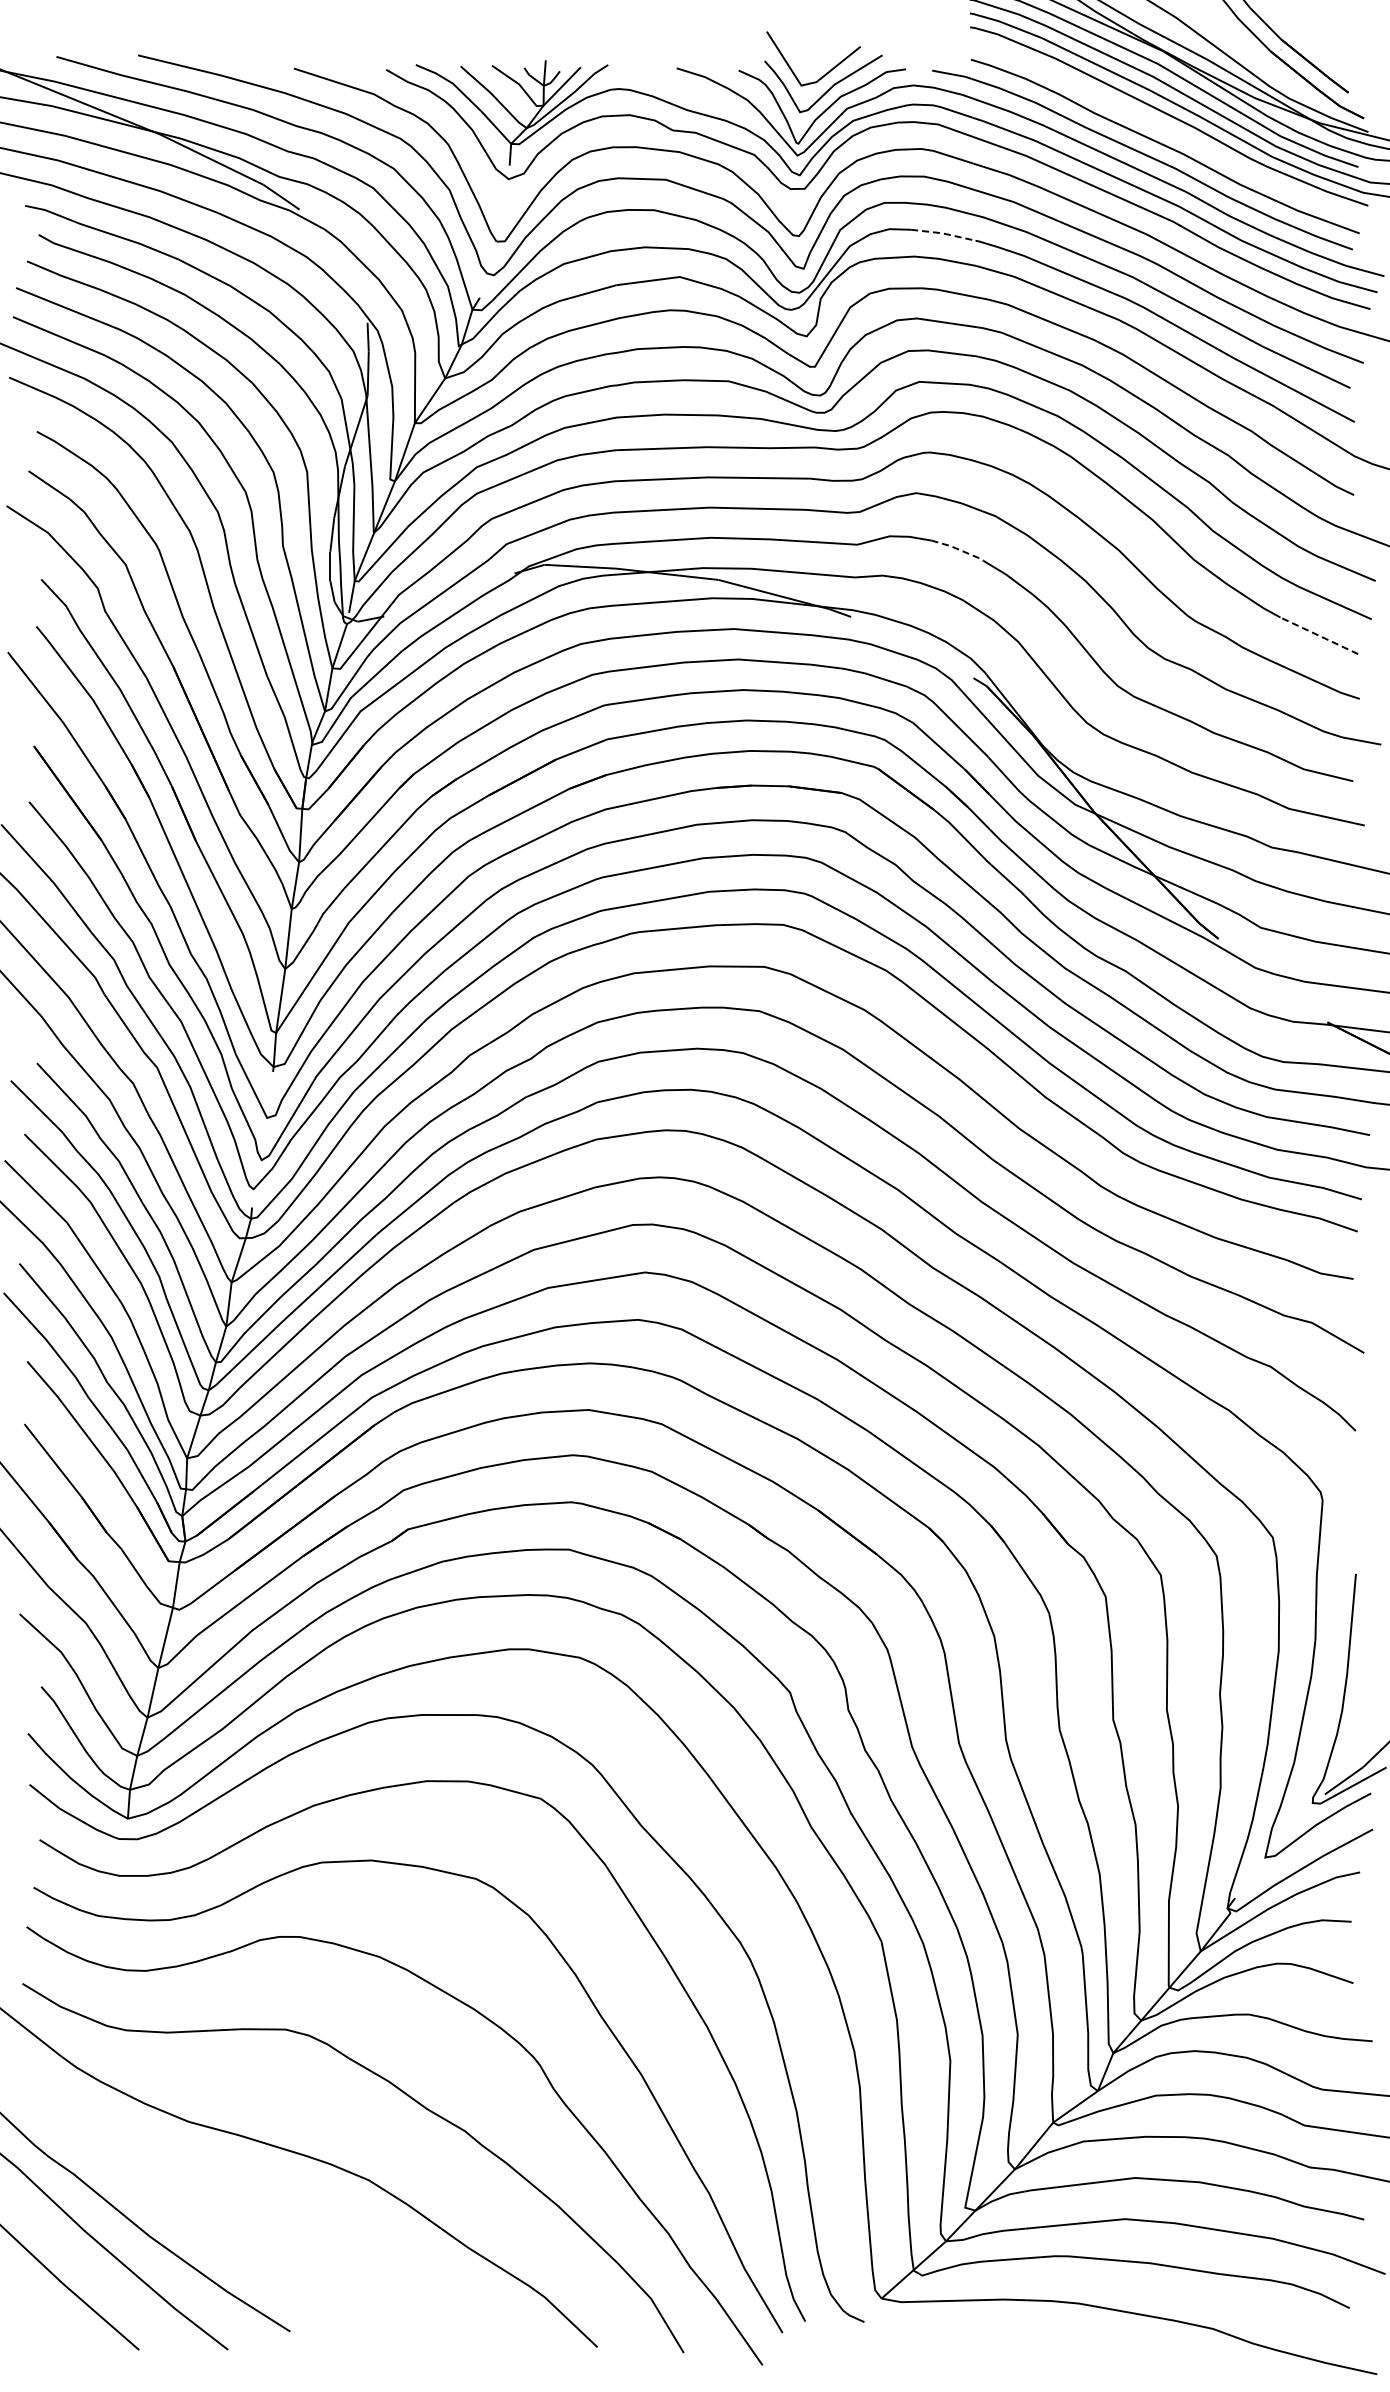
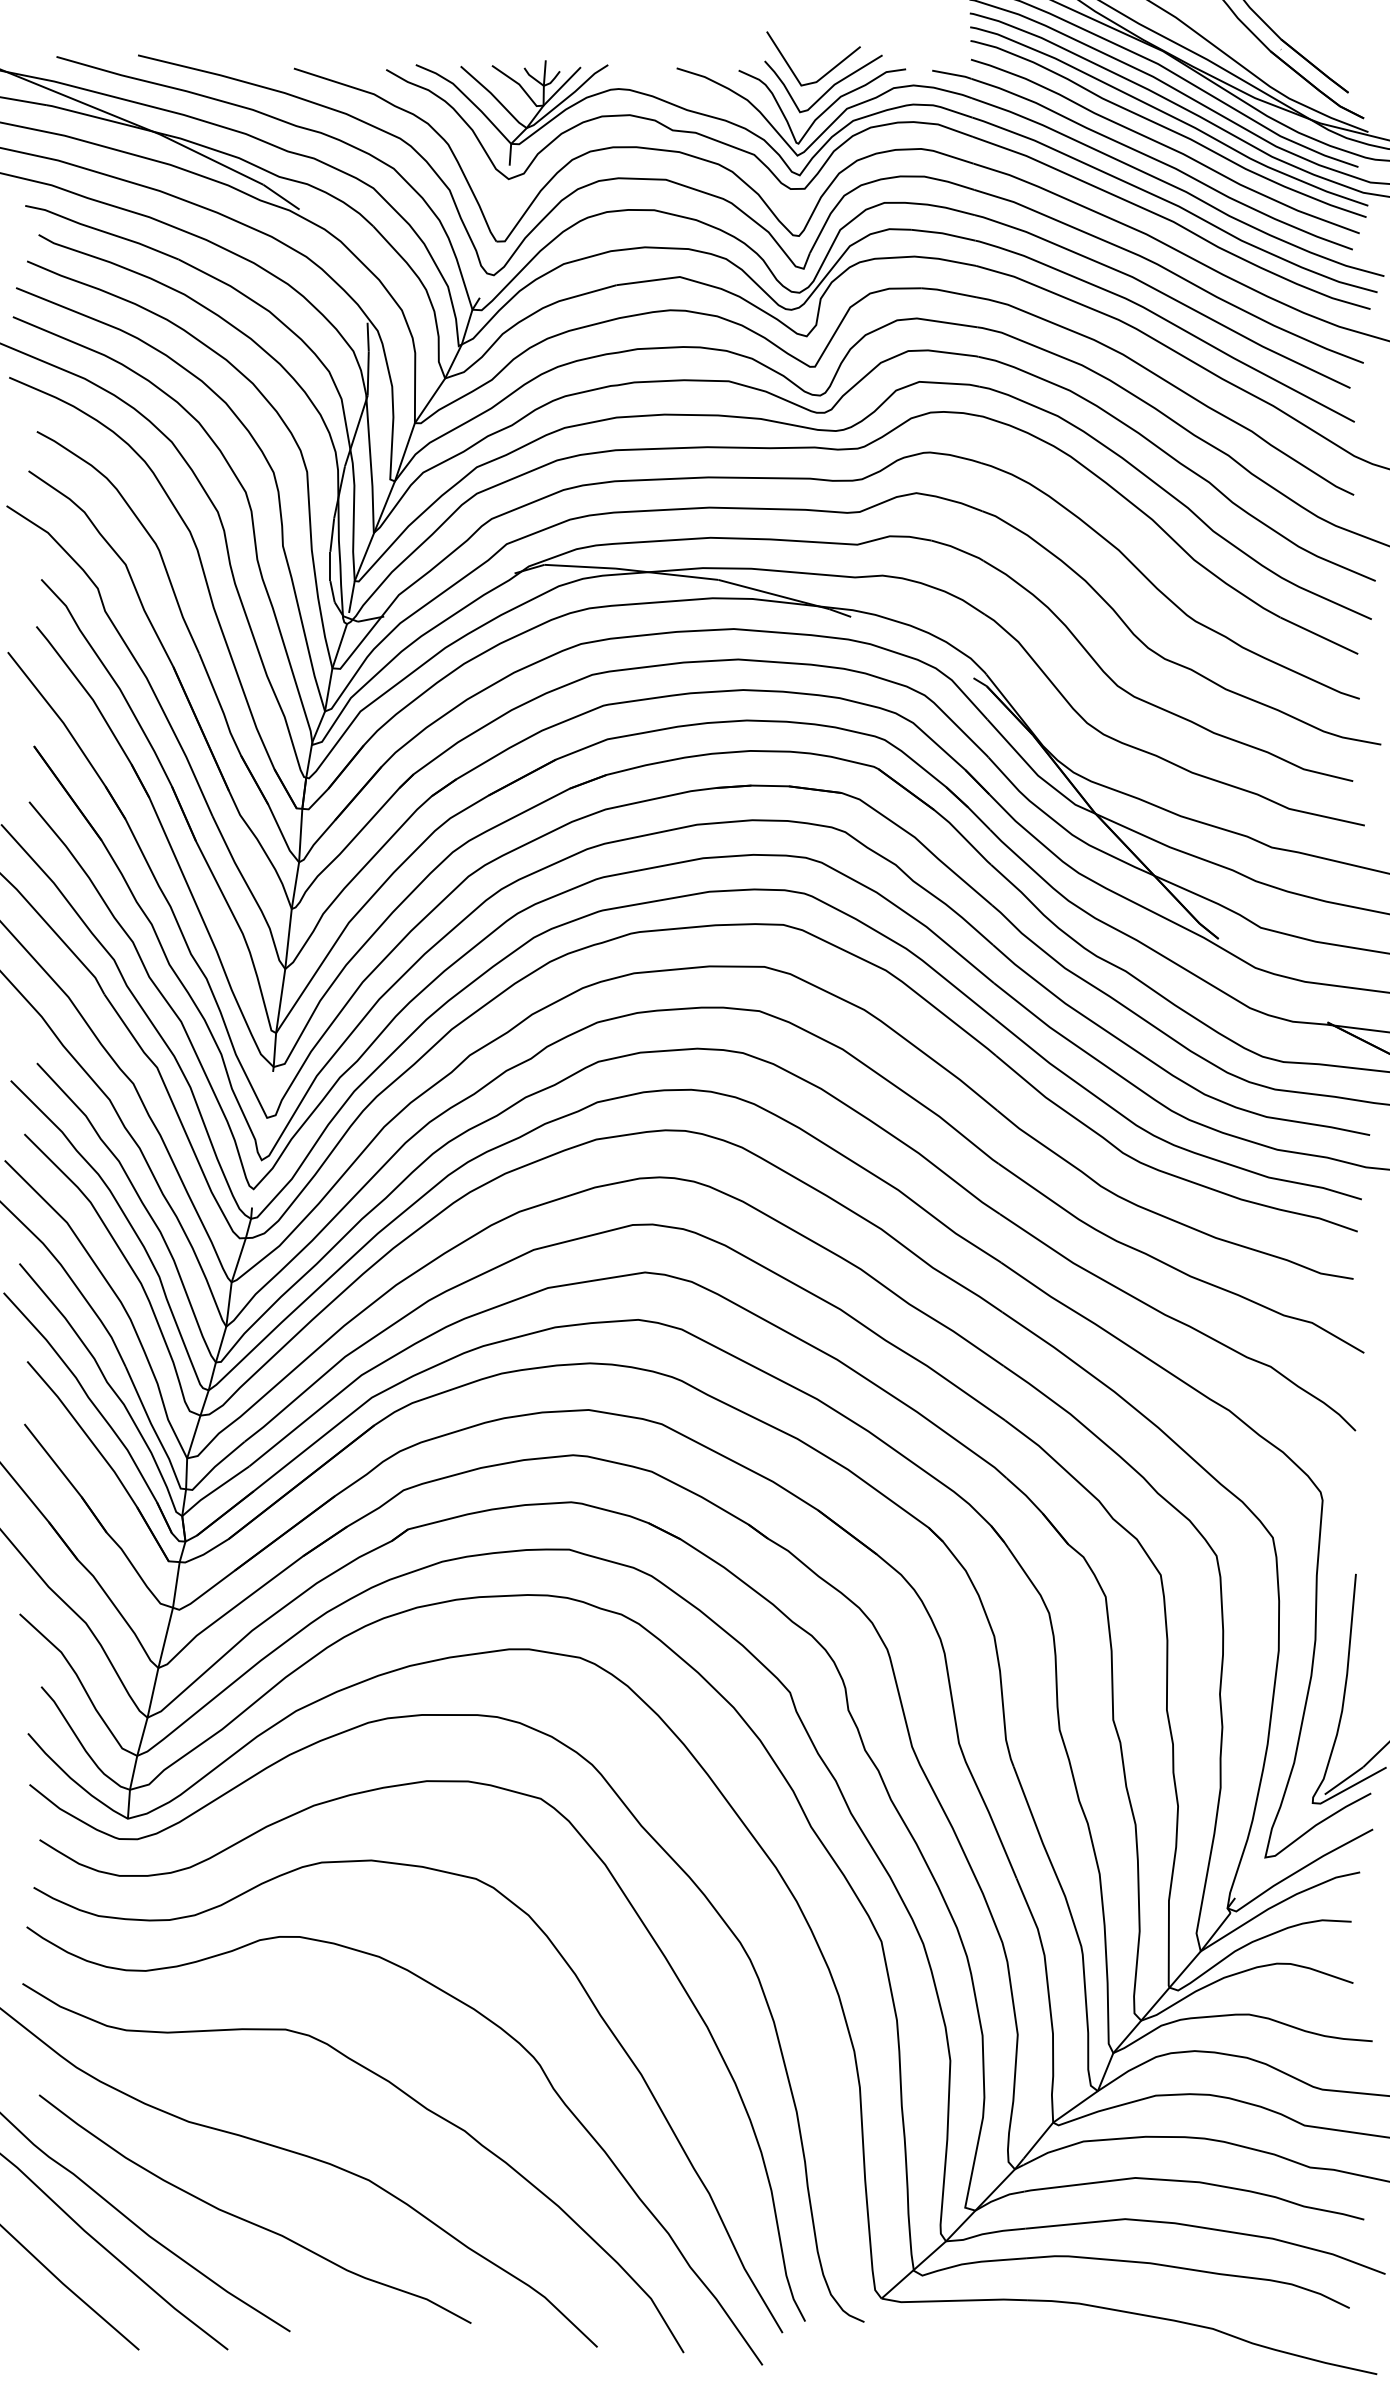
curve: none -> present (1168, 128)
line: dashed -> solid (943, 233)
line: dashed -> solid (958, 549)
line: dashed -> solid (1319, 635)
curve: none -> present (248, 2220)
